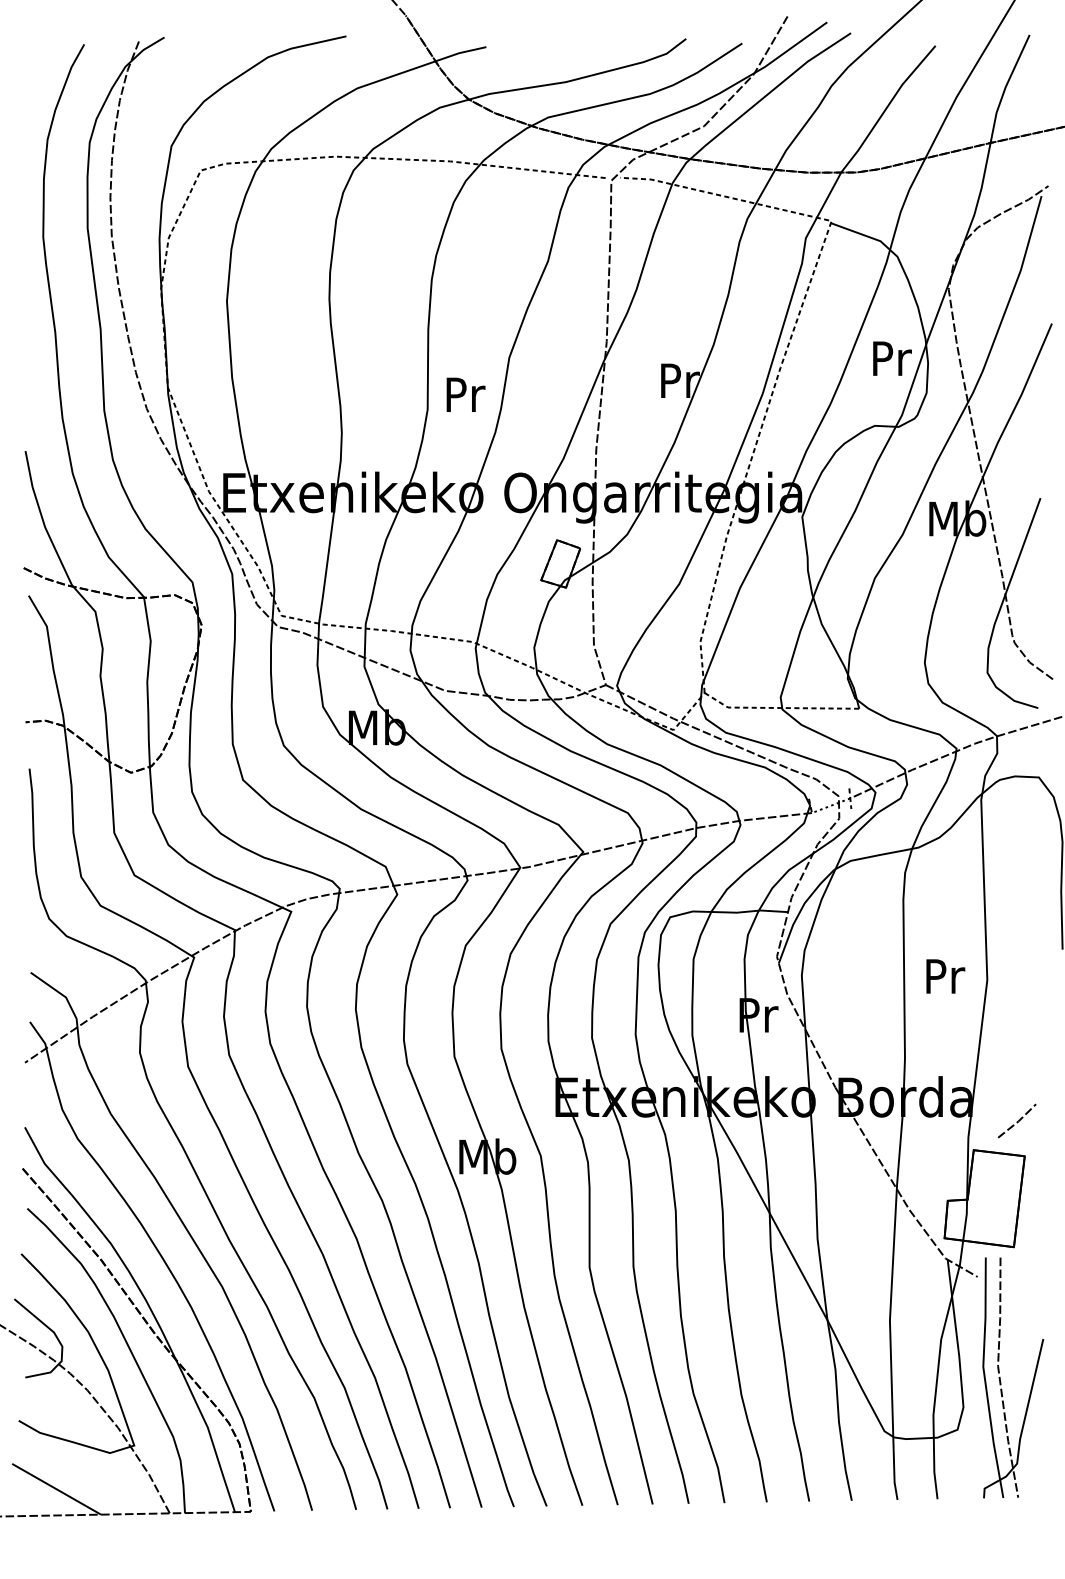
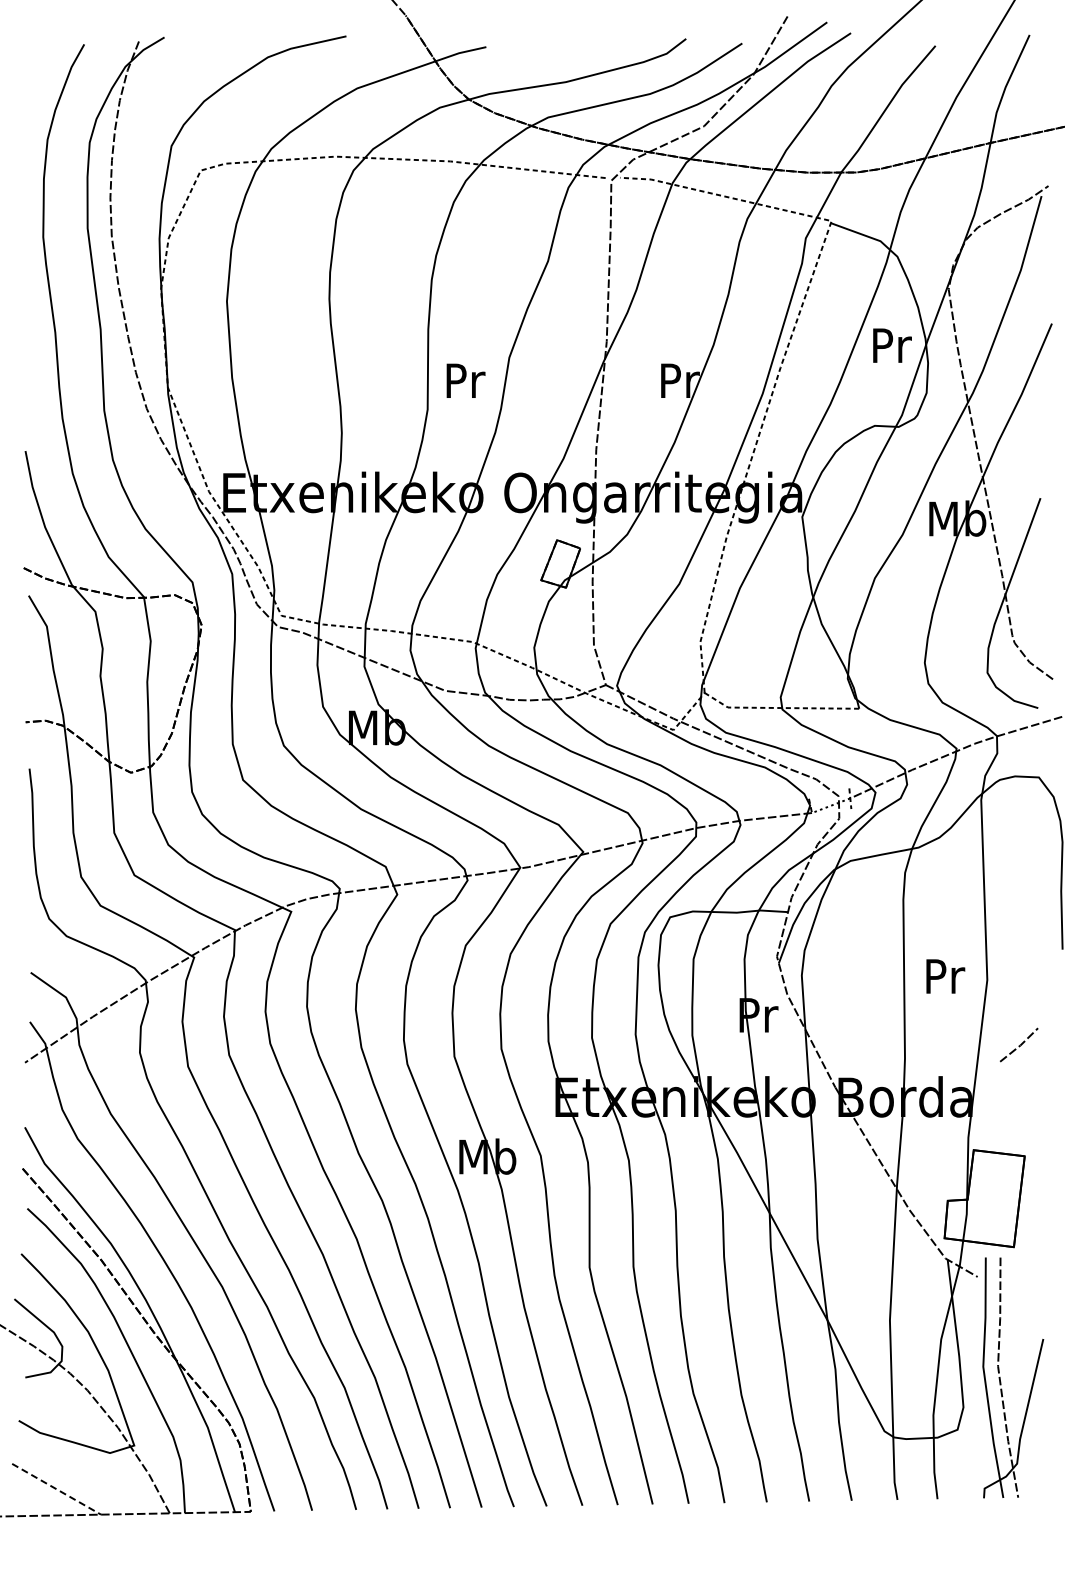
text position: (892, 358) -> (892, 345) (892, 345)
text position: (465, 394) -> (465, 380) (465, 380)
line position: (1016, 1121) -> (1018, 1045) (1018, 1045)
line: solid -> dashed (57, 1489)
